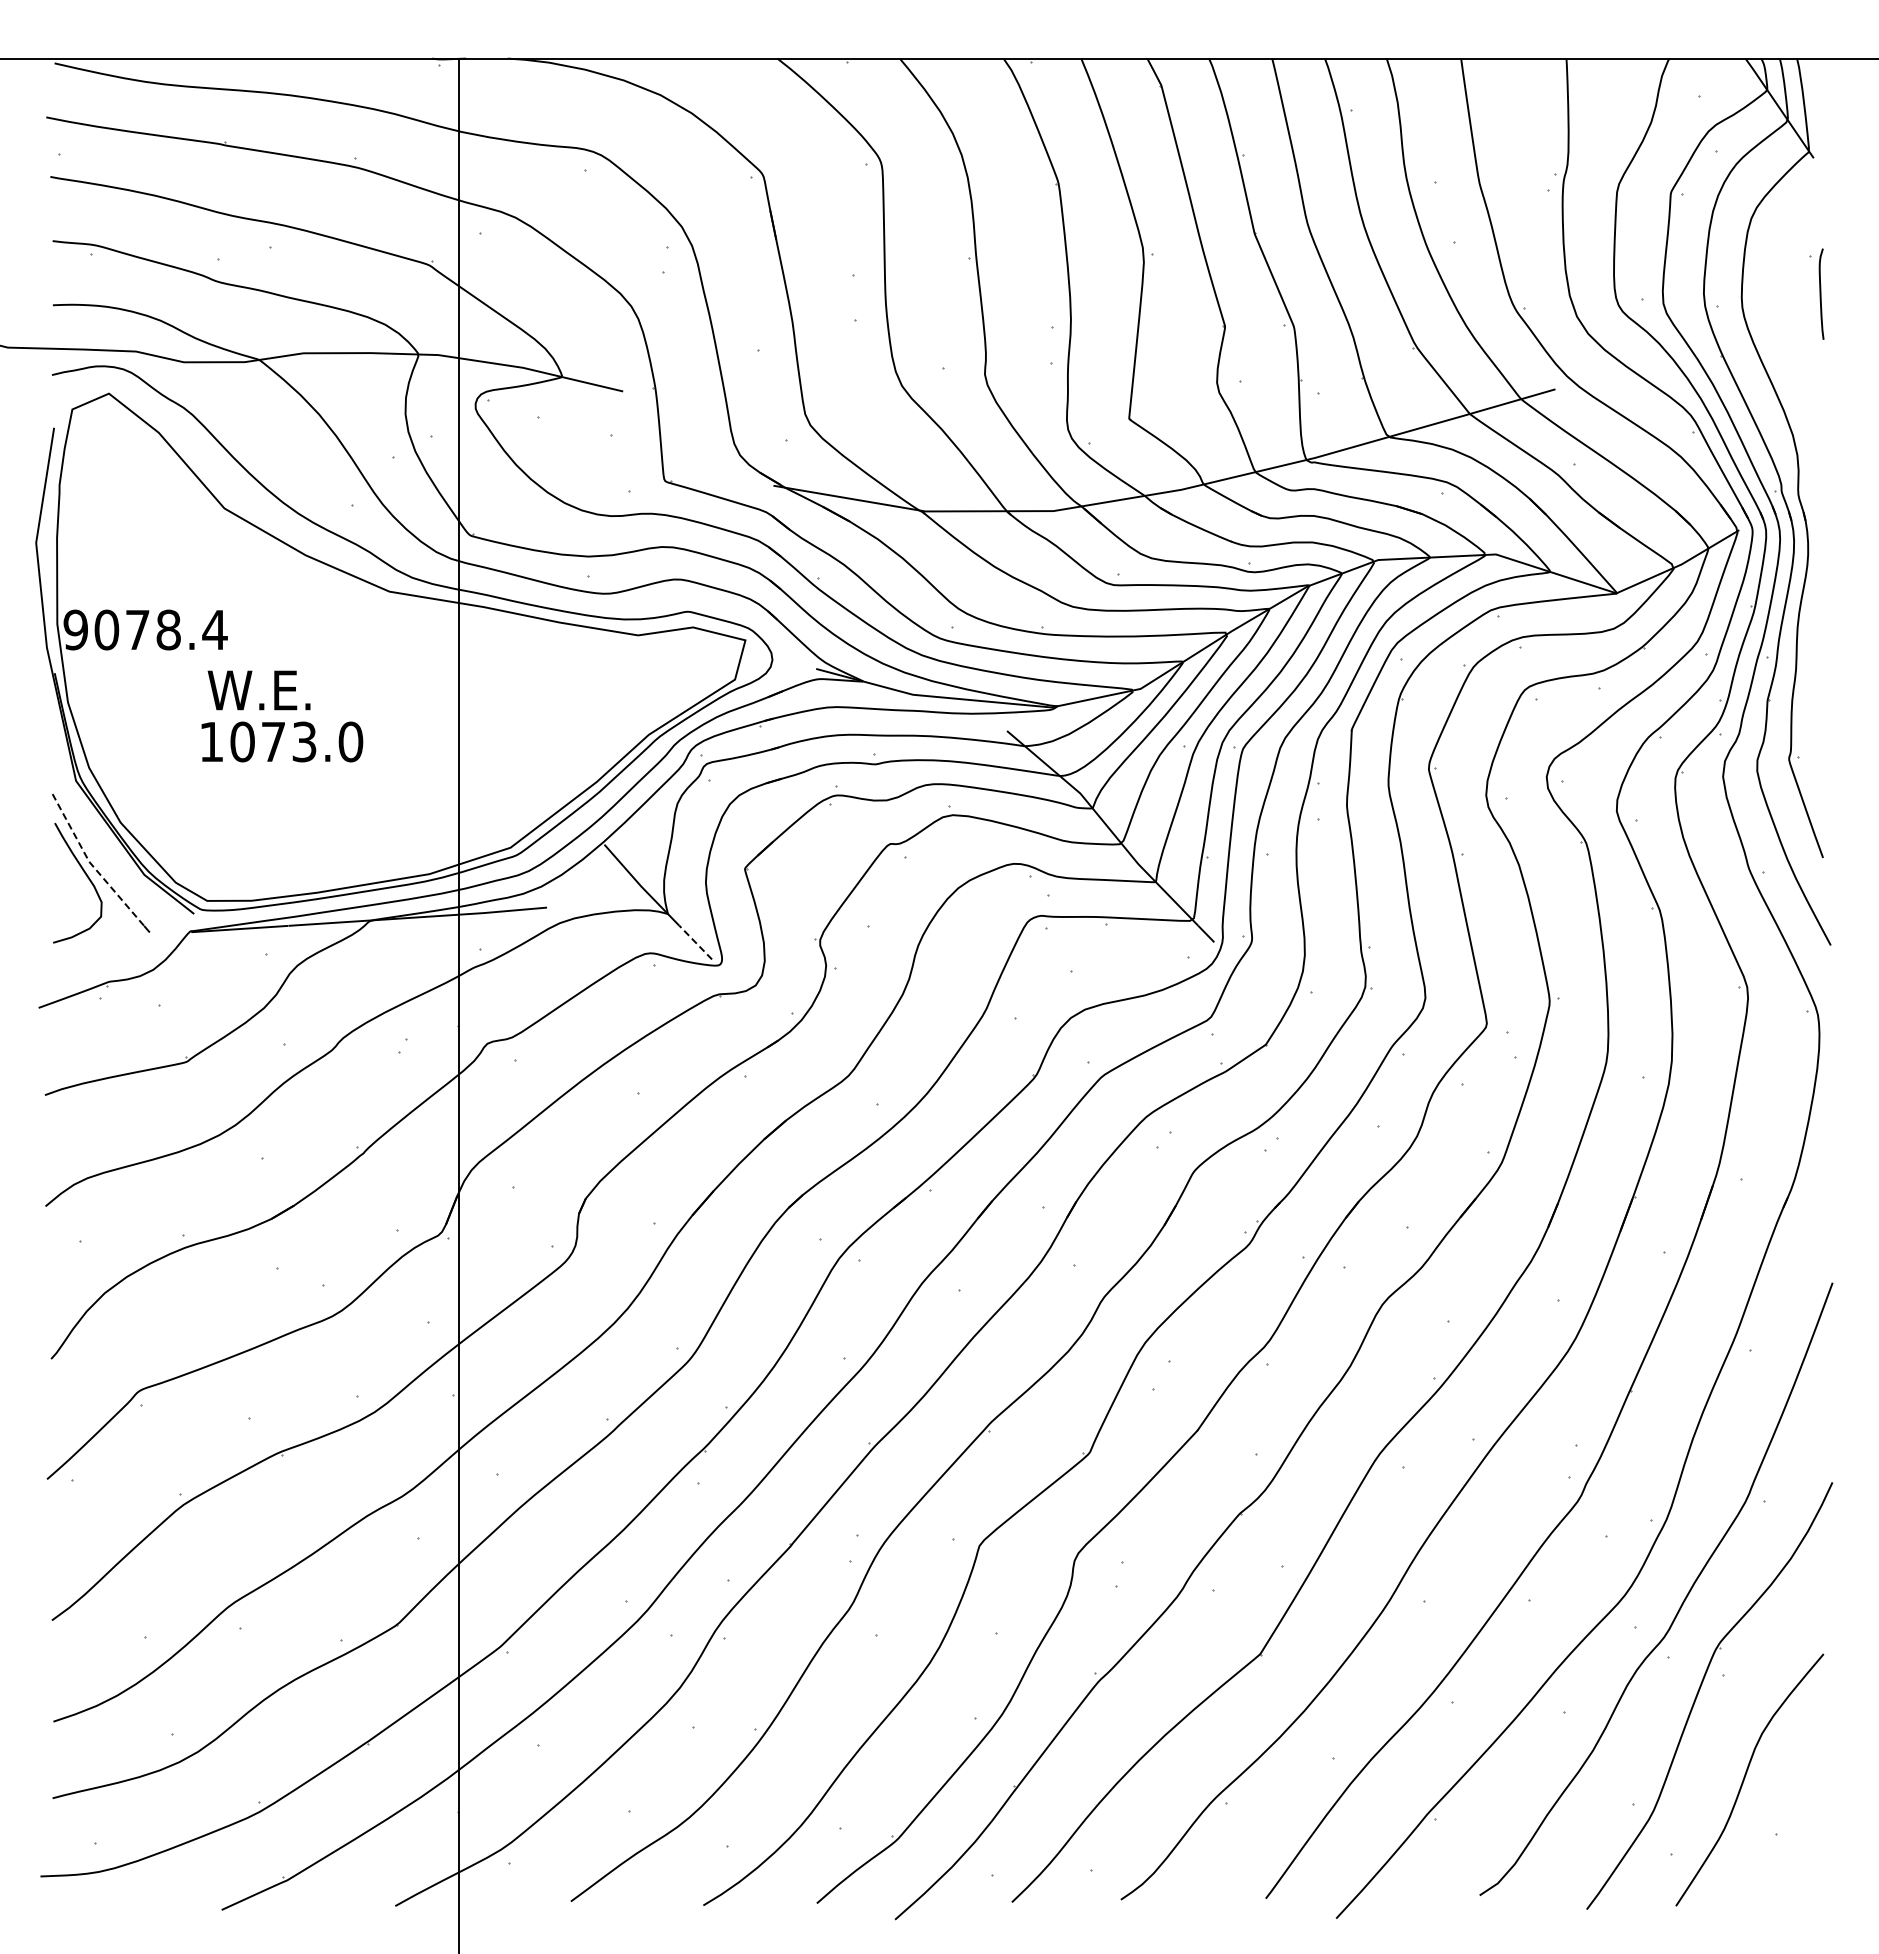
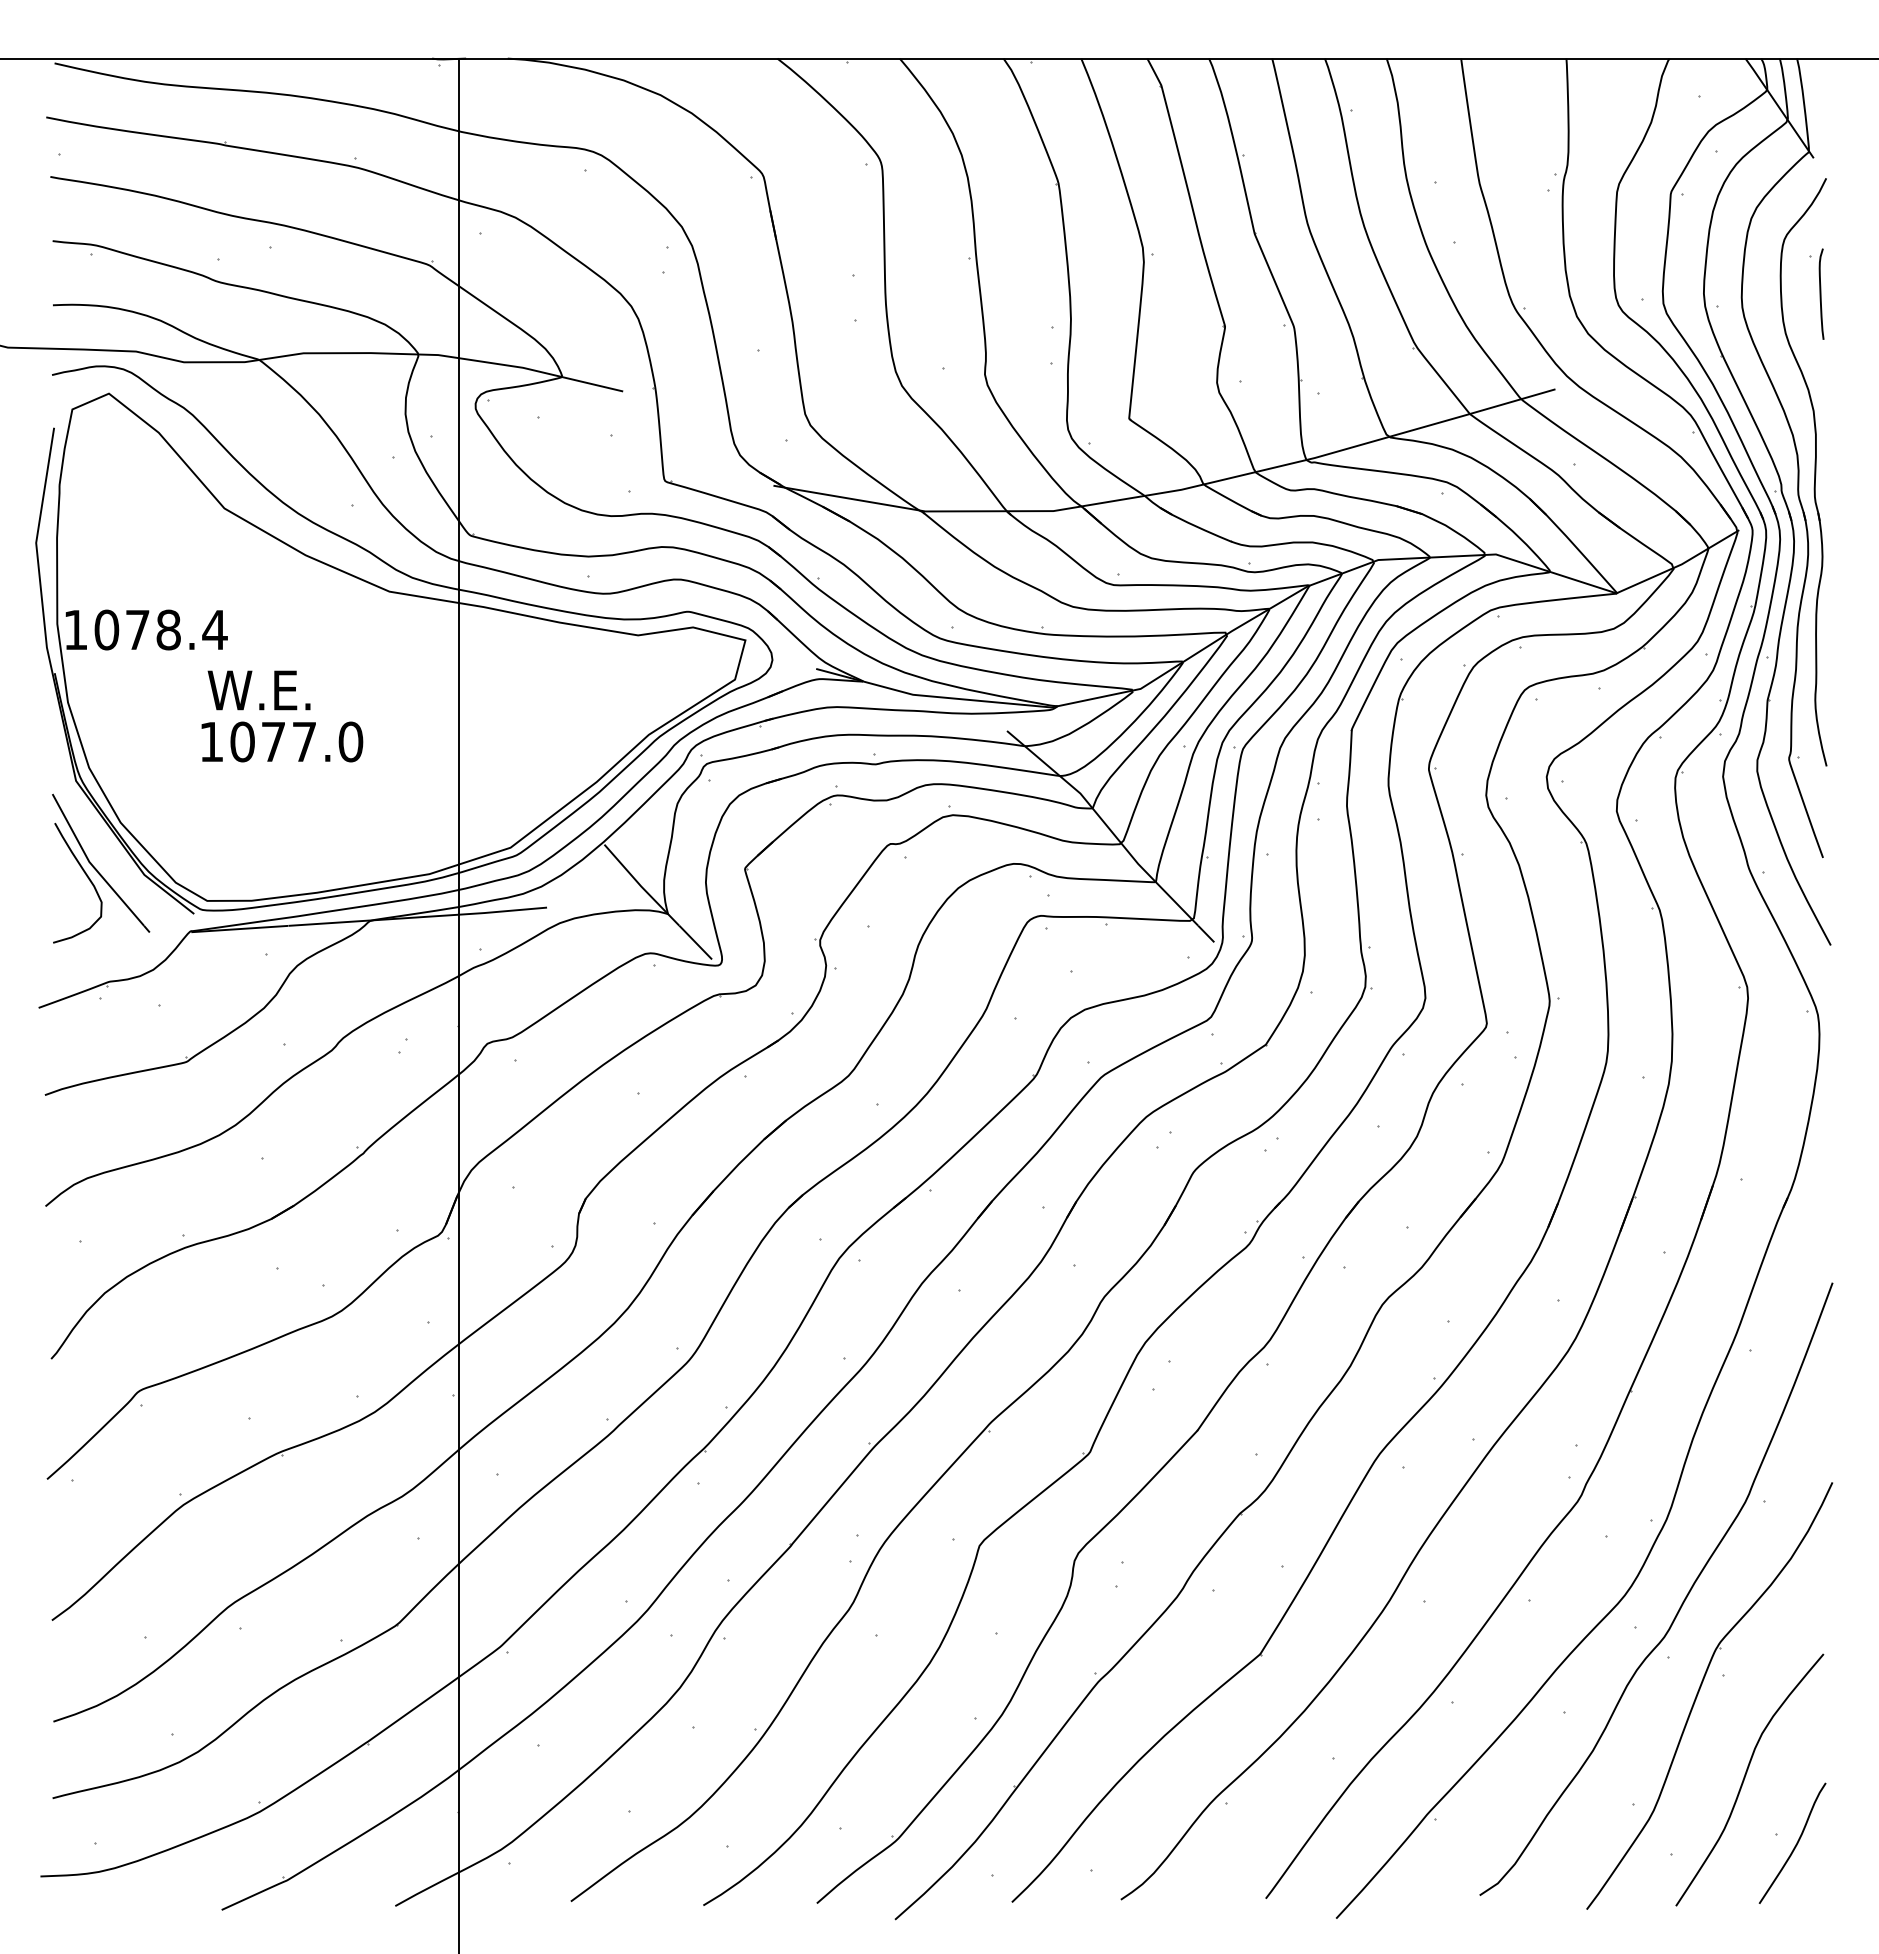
part: none -> present (1814, 472)
text: 9078.4 -> 1078.4 (75, 629)
text: 1073.0 -> 1077.0 (304, 741)
line: dashed -> solid (91, 864)
line: dashed -> solid (695, 942)
curve: none -> present (1795, 1844)
